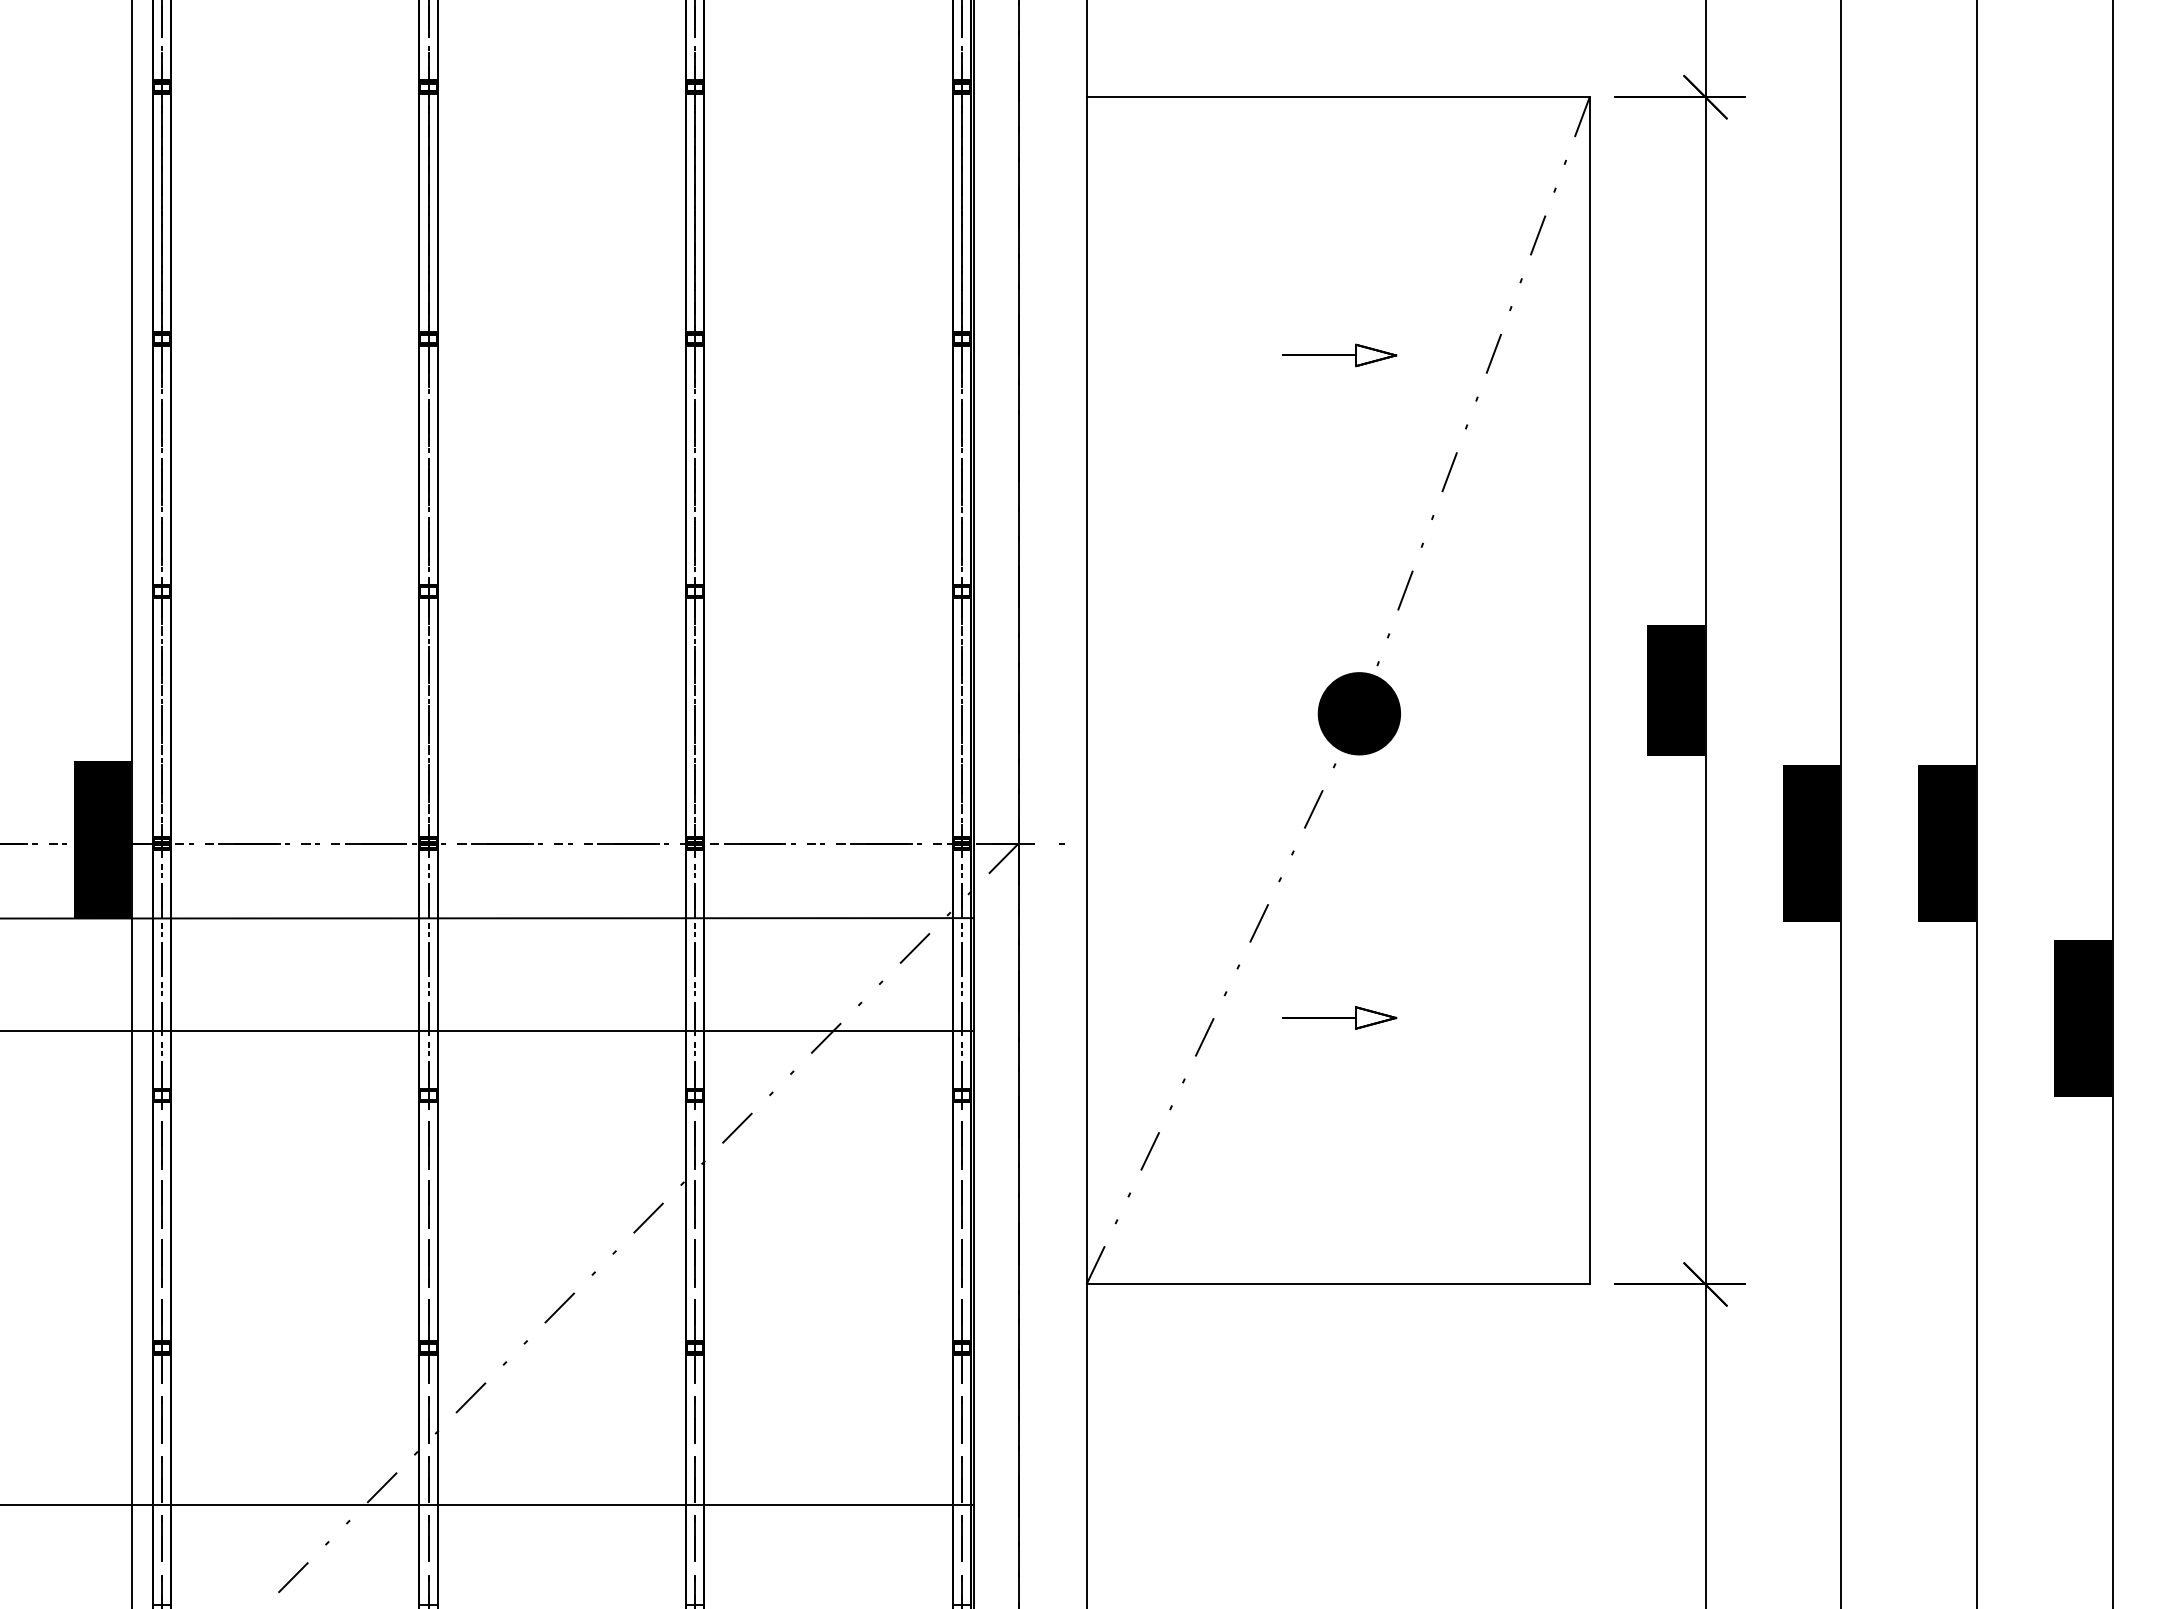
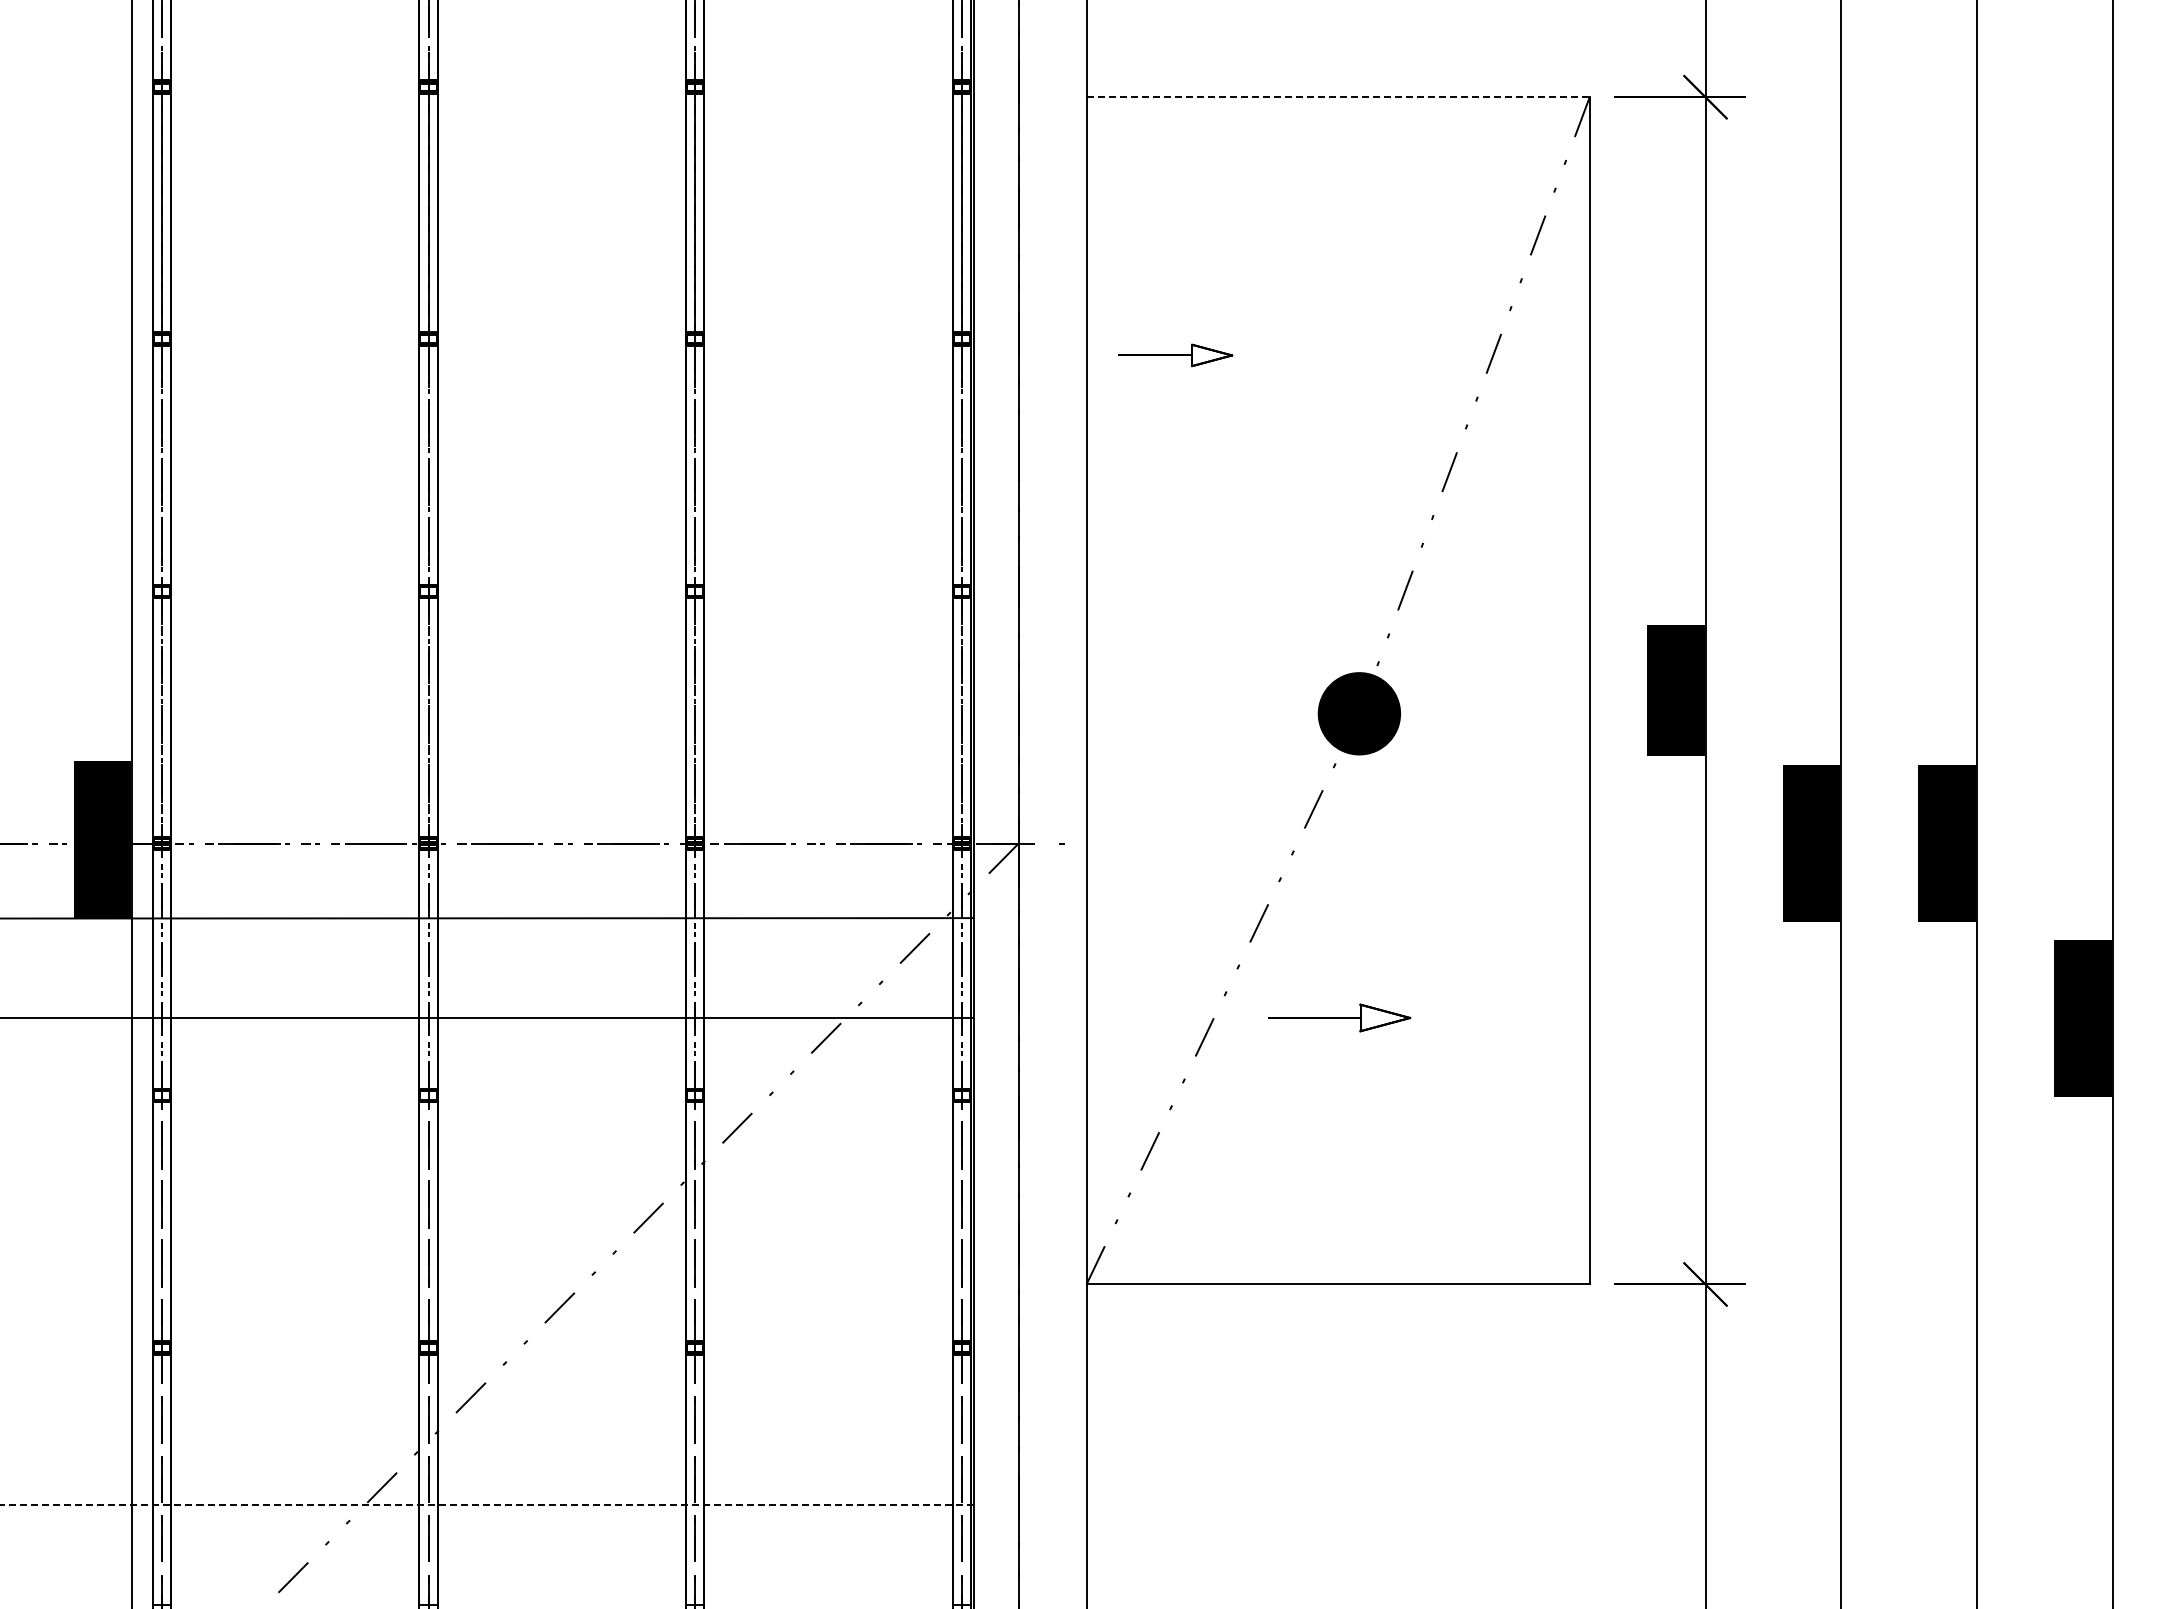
line: solid -> dashed (1338, 97)
part position: (1339, 355) -> (1175, 355) (1175, 355)
part size: 116x24 px -> 144x30 px (1339, 1017)
line position: (487, 1031) -> (487, 1018) (487, 1018)
line: solid -> dashed (486, 1505)
